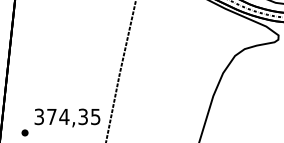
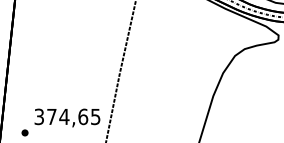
text: 374,35 -> 374,65 (83, 116)
